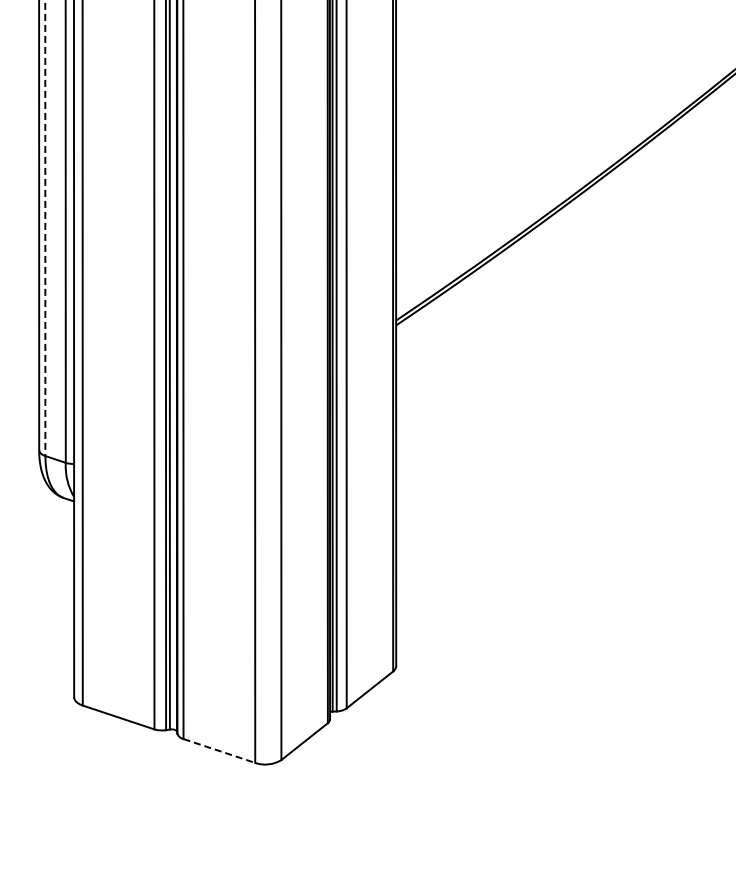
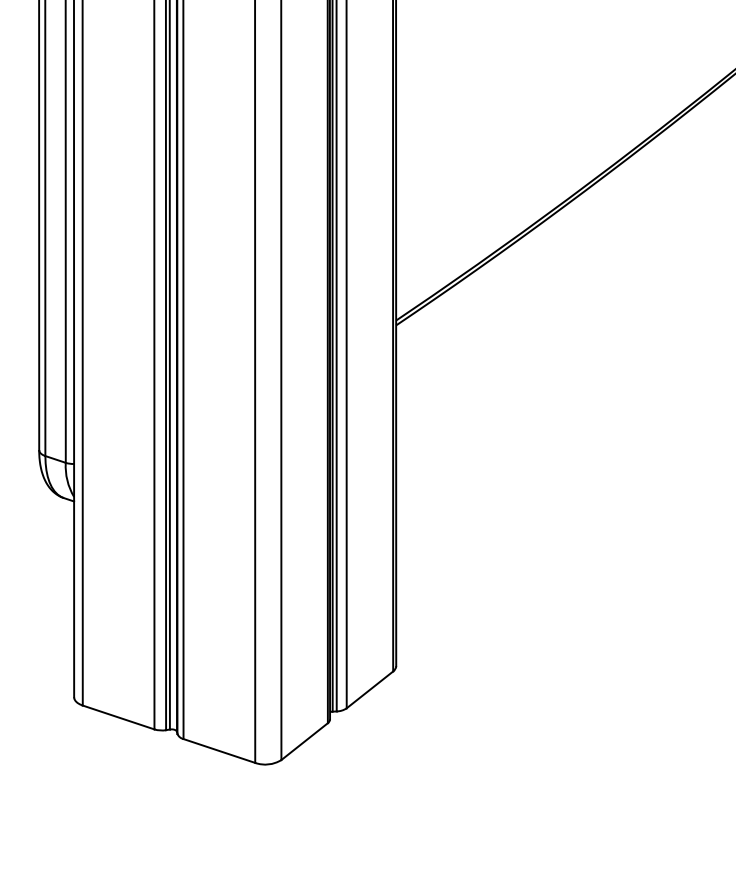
line: dashed -> solid (45, 228)
line: dashed -> solid (219, 750)
